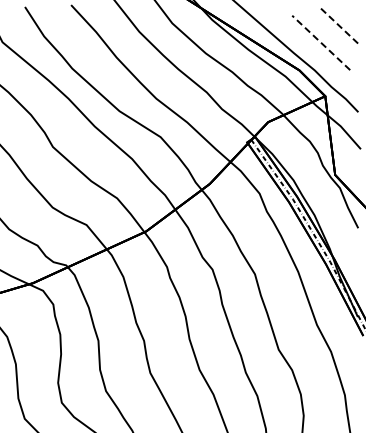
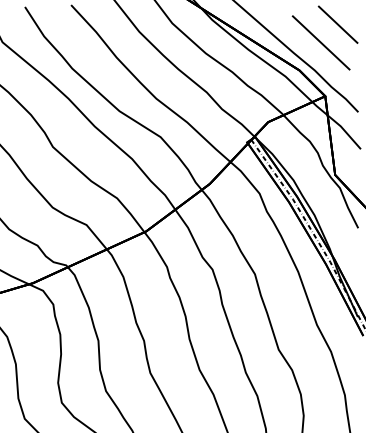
line: dashed -> solid (337, 24)
line: dashed -> solid (321, 42)
